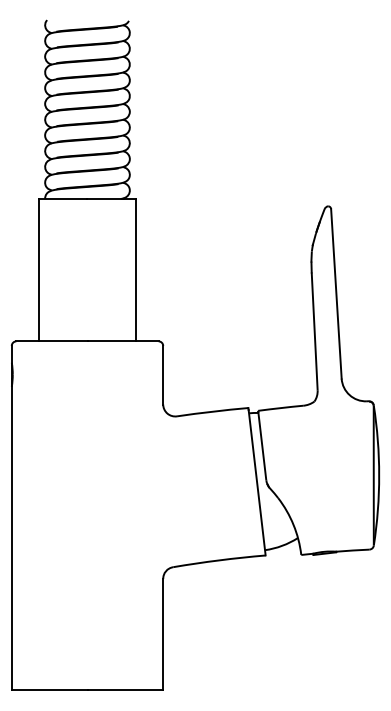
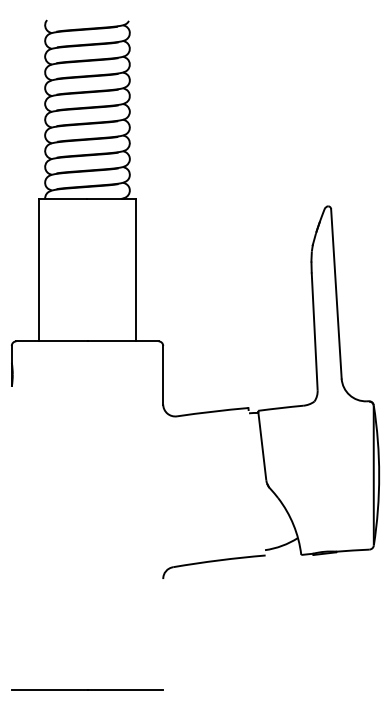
line: present -> none (256, 482)
line: present -> none (11, 537)
line: present -> none (163, 634)
